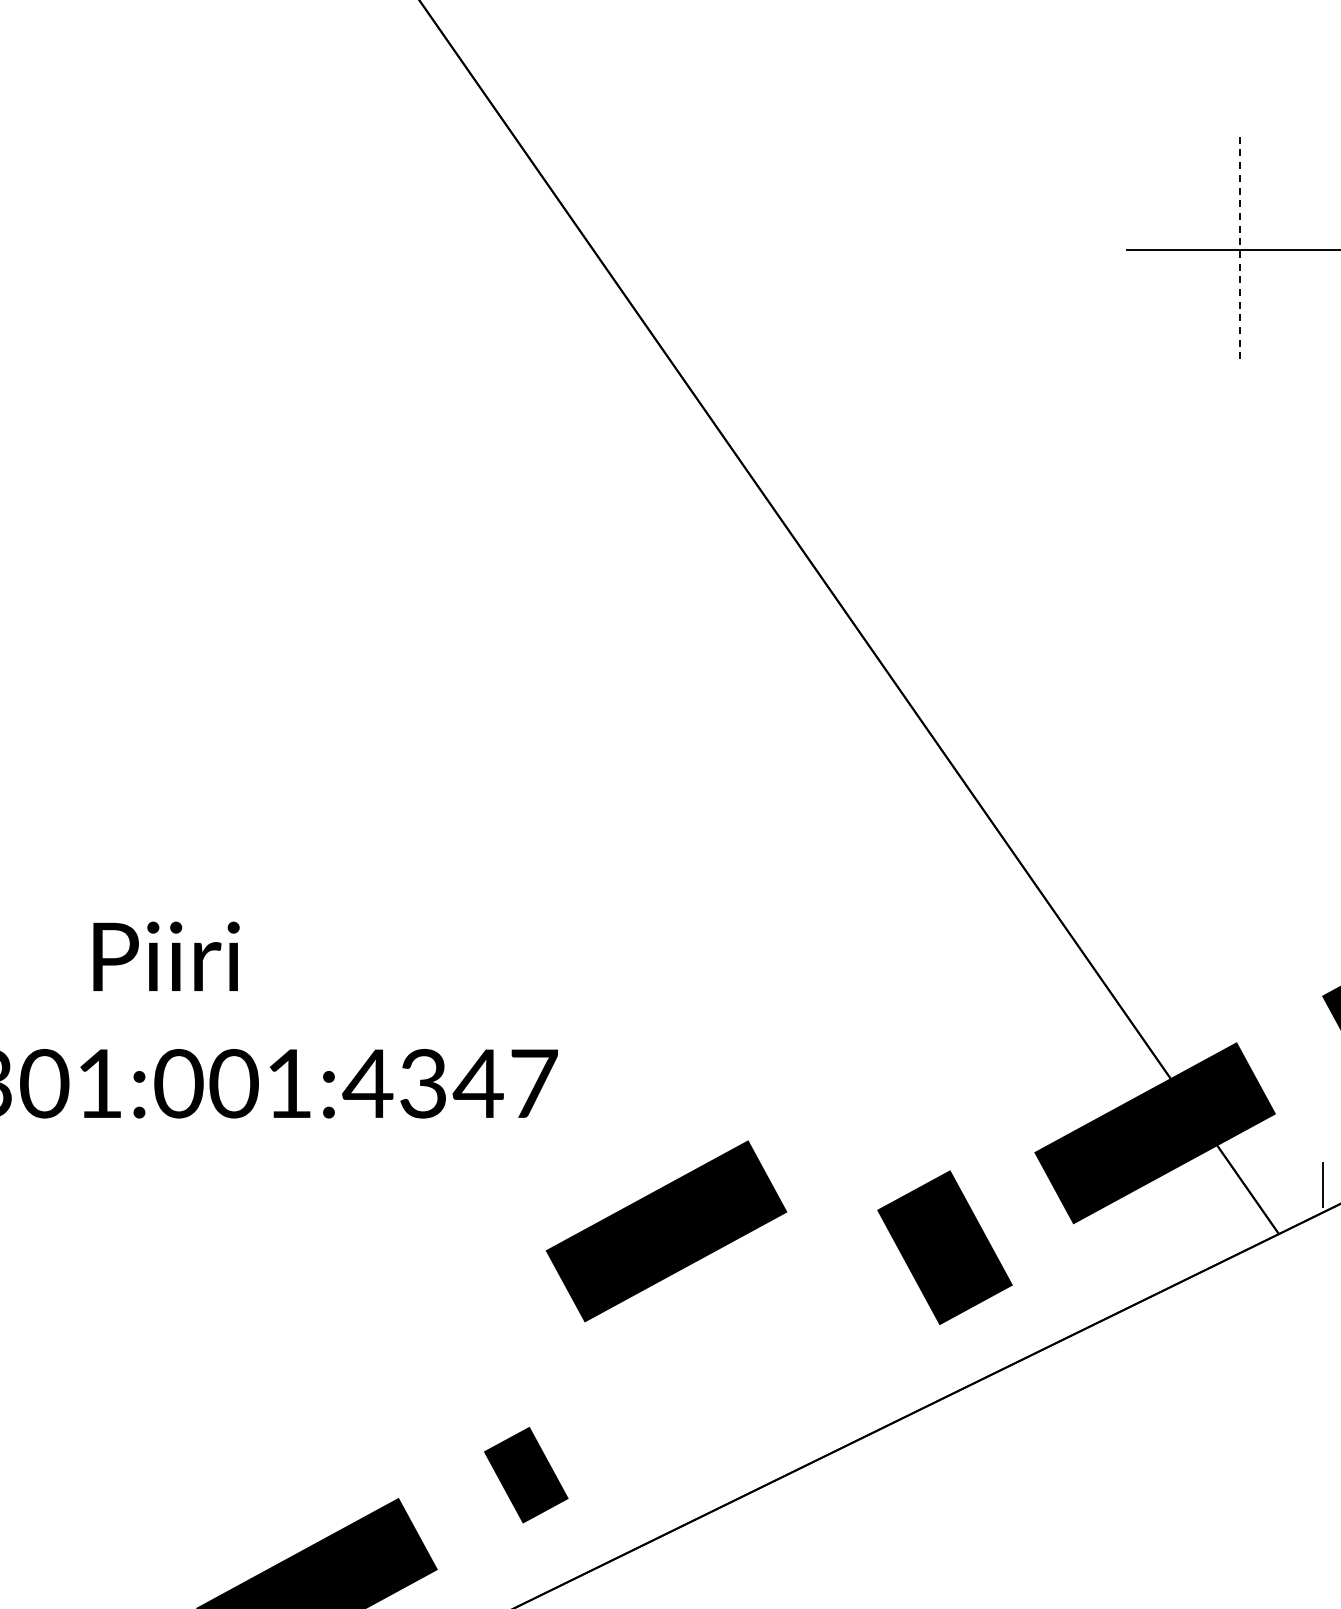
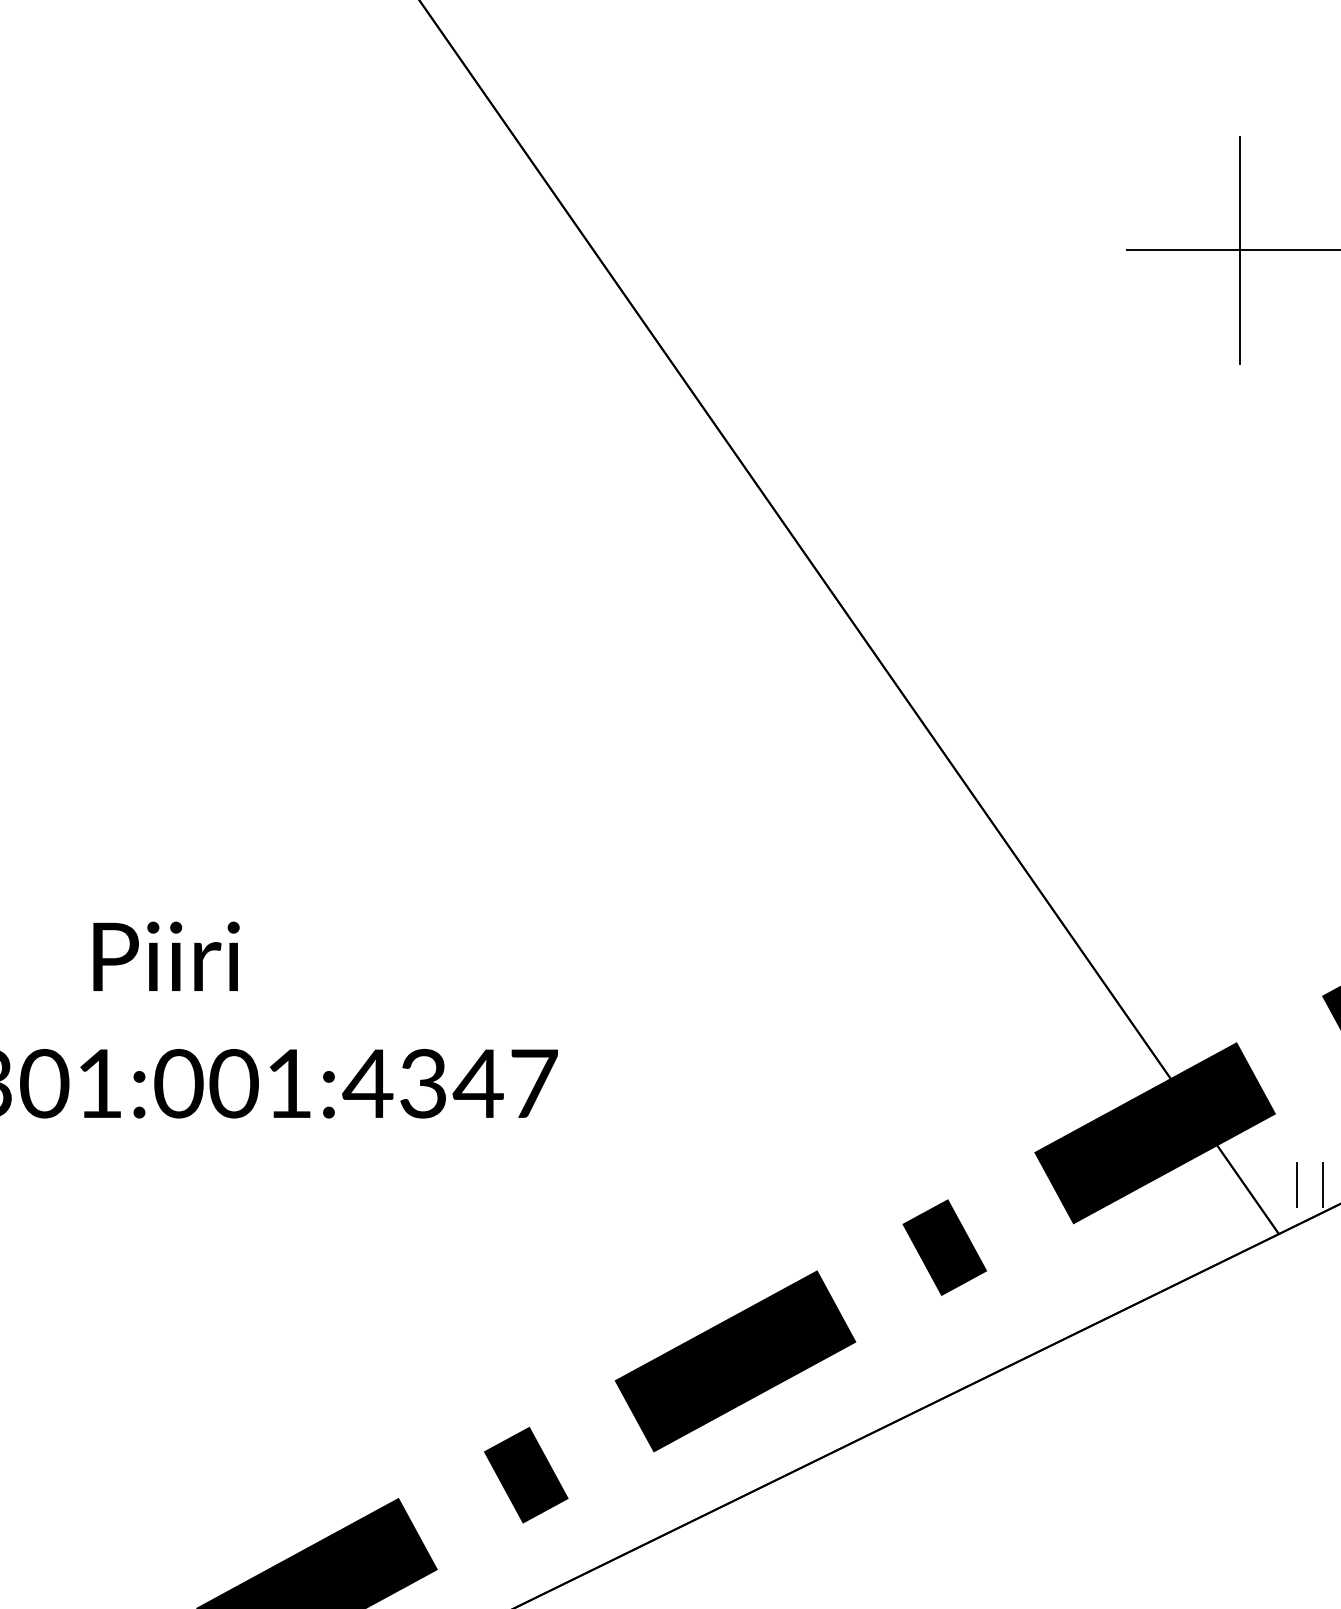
line: dashed -> solid (1240, 250)
line: none -> present (1296, 1184)
part position: (666, 1231) -> (735, 1361) (735, 1361)
part size: 136x155 px -> 85x97 px (944, 1247)
